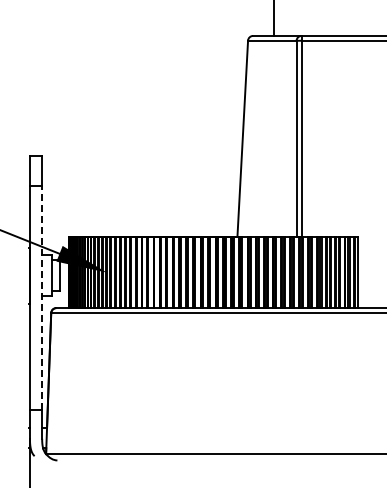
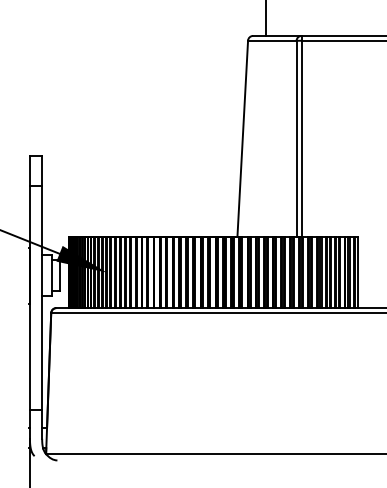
line position: (273, 18) -> (265, 18) (265, 18)
line: dashed -> solid (42, 297)
